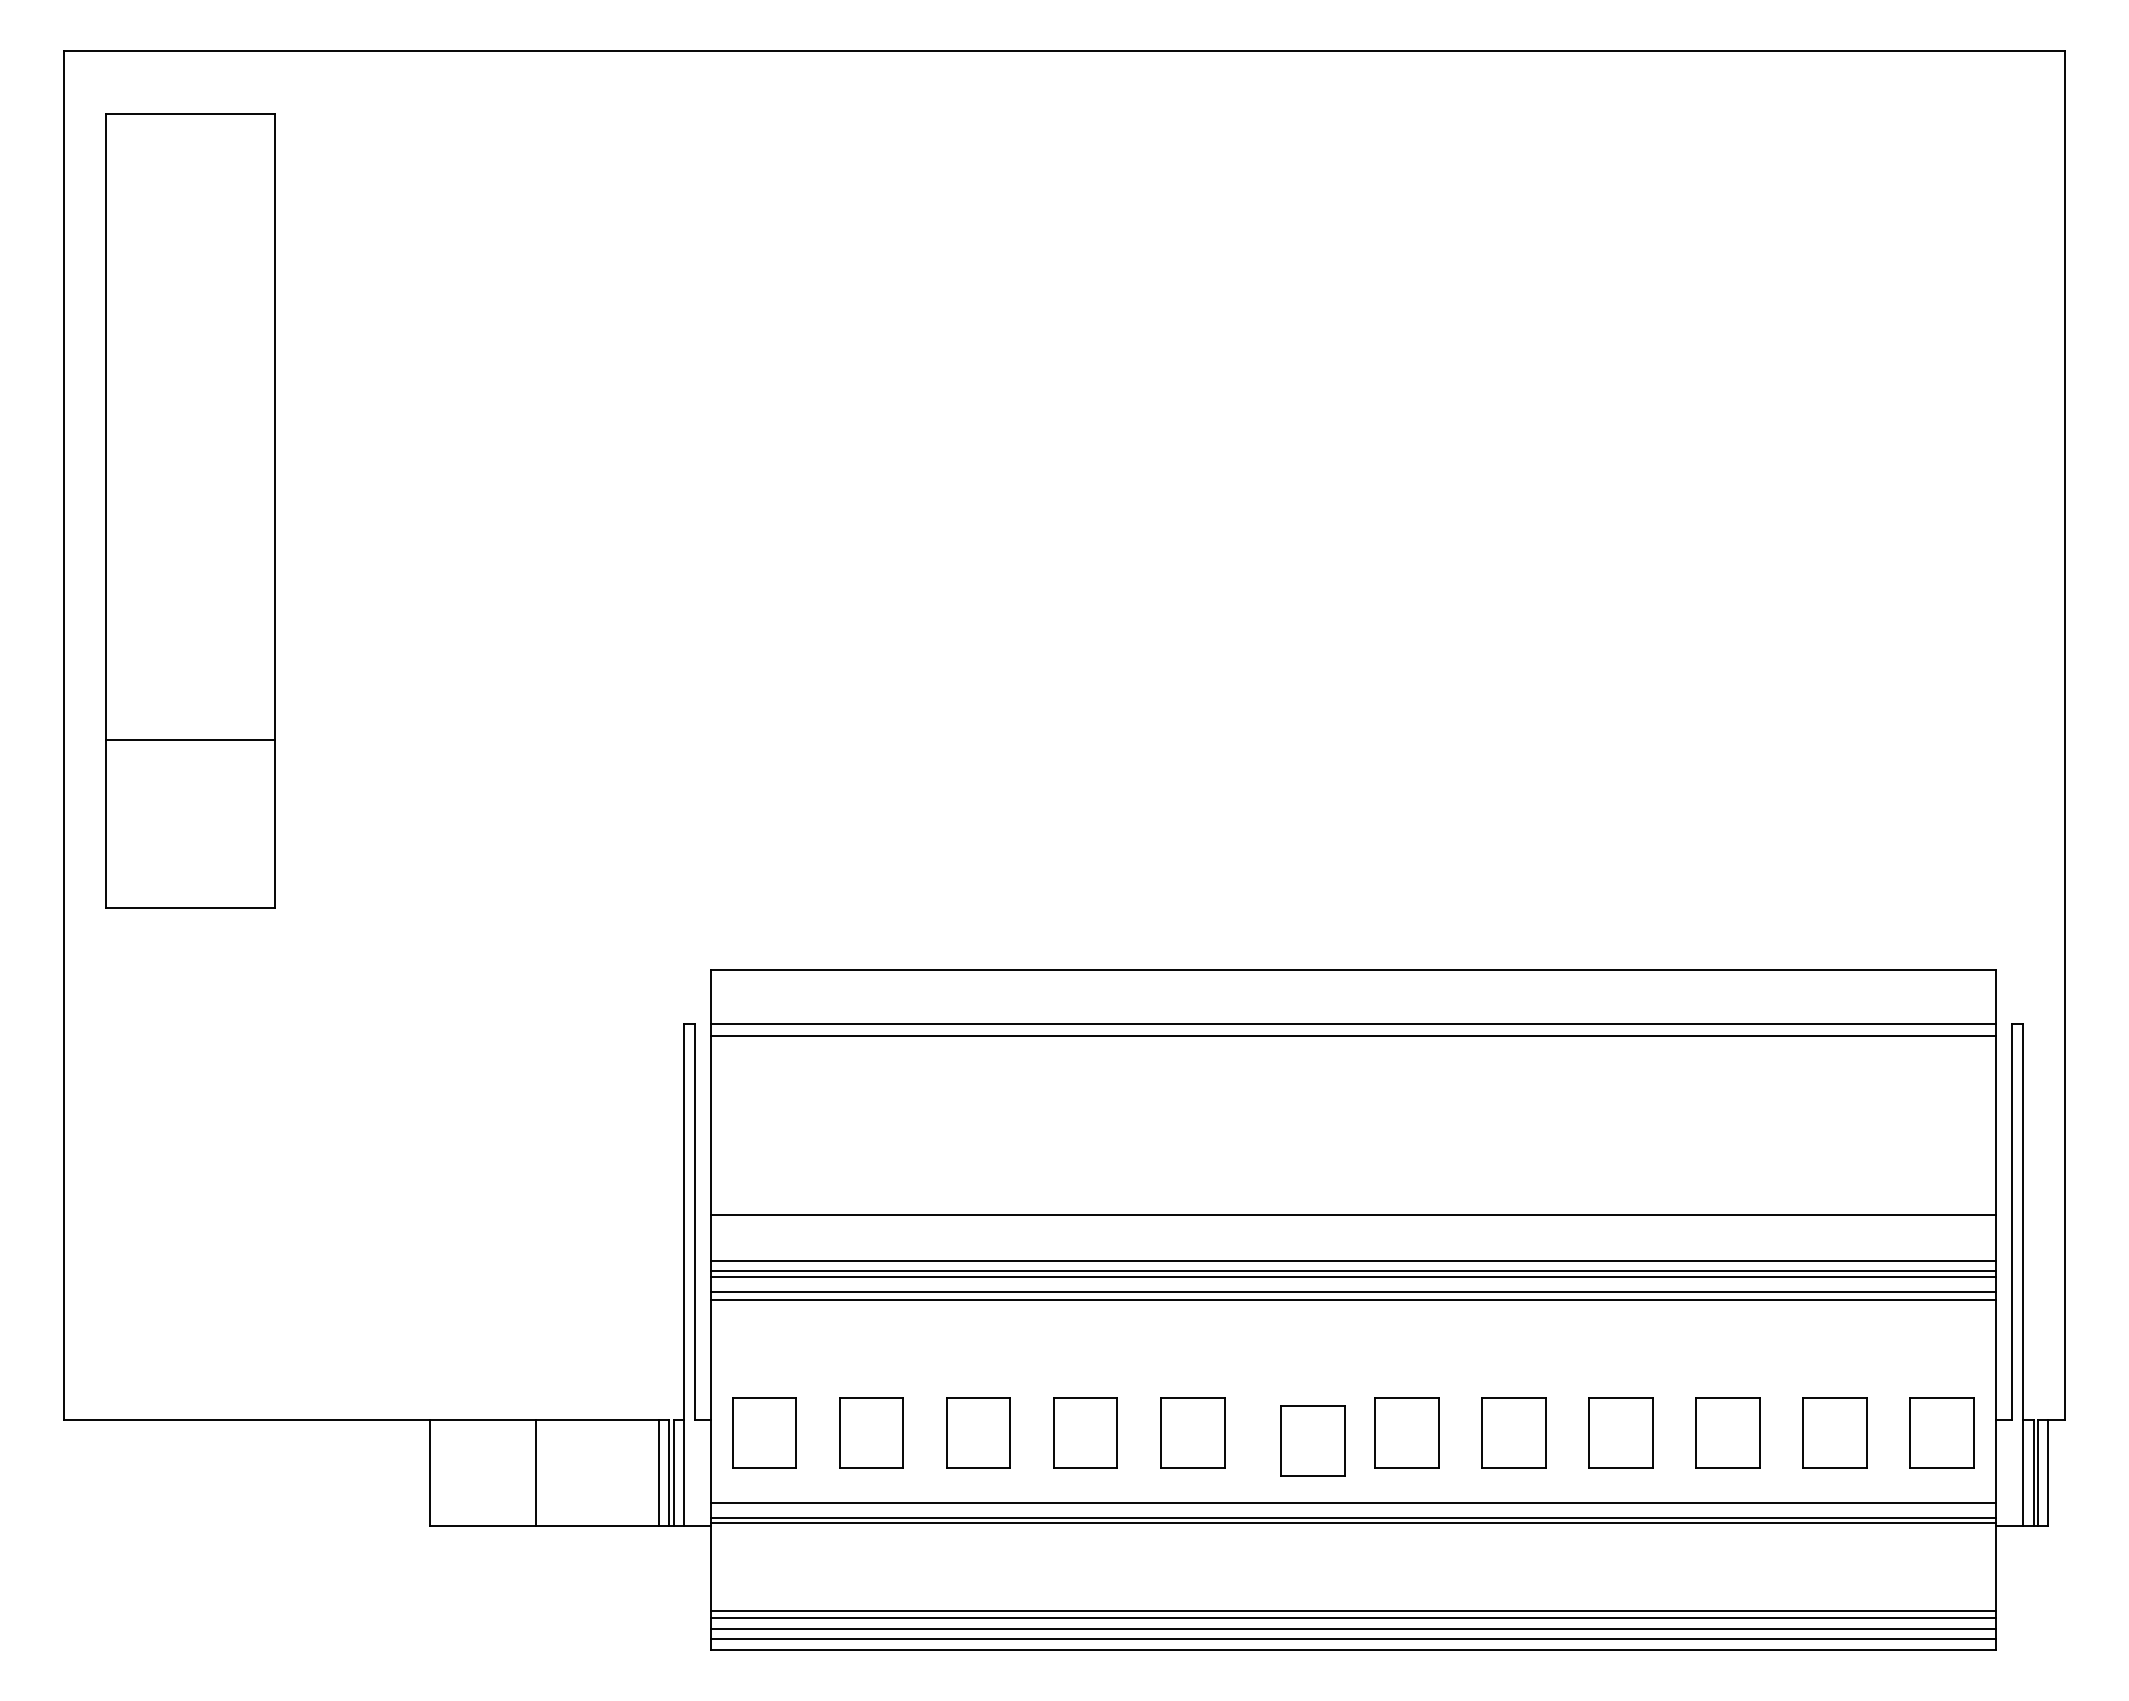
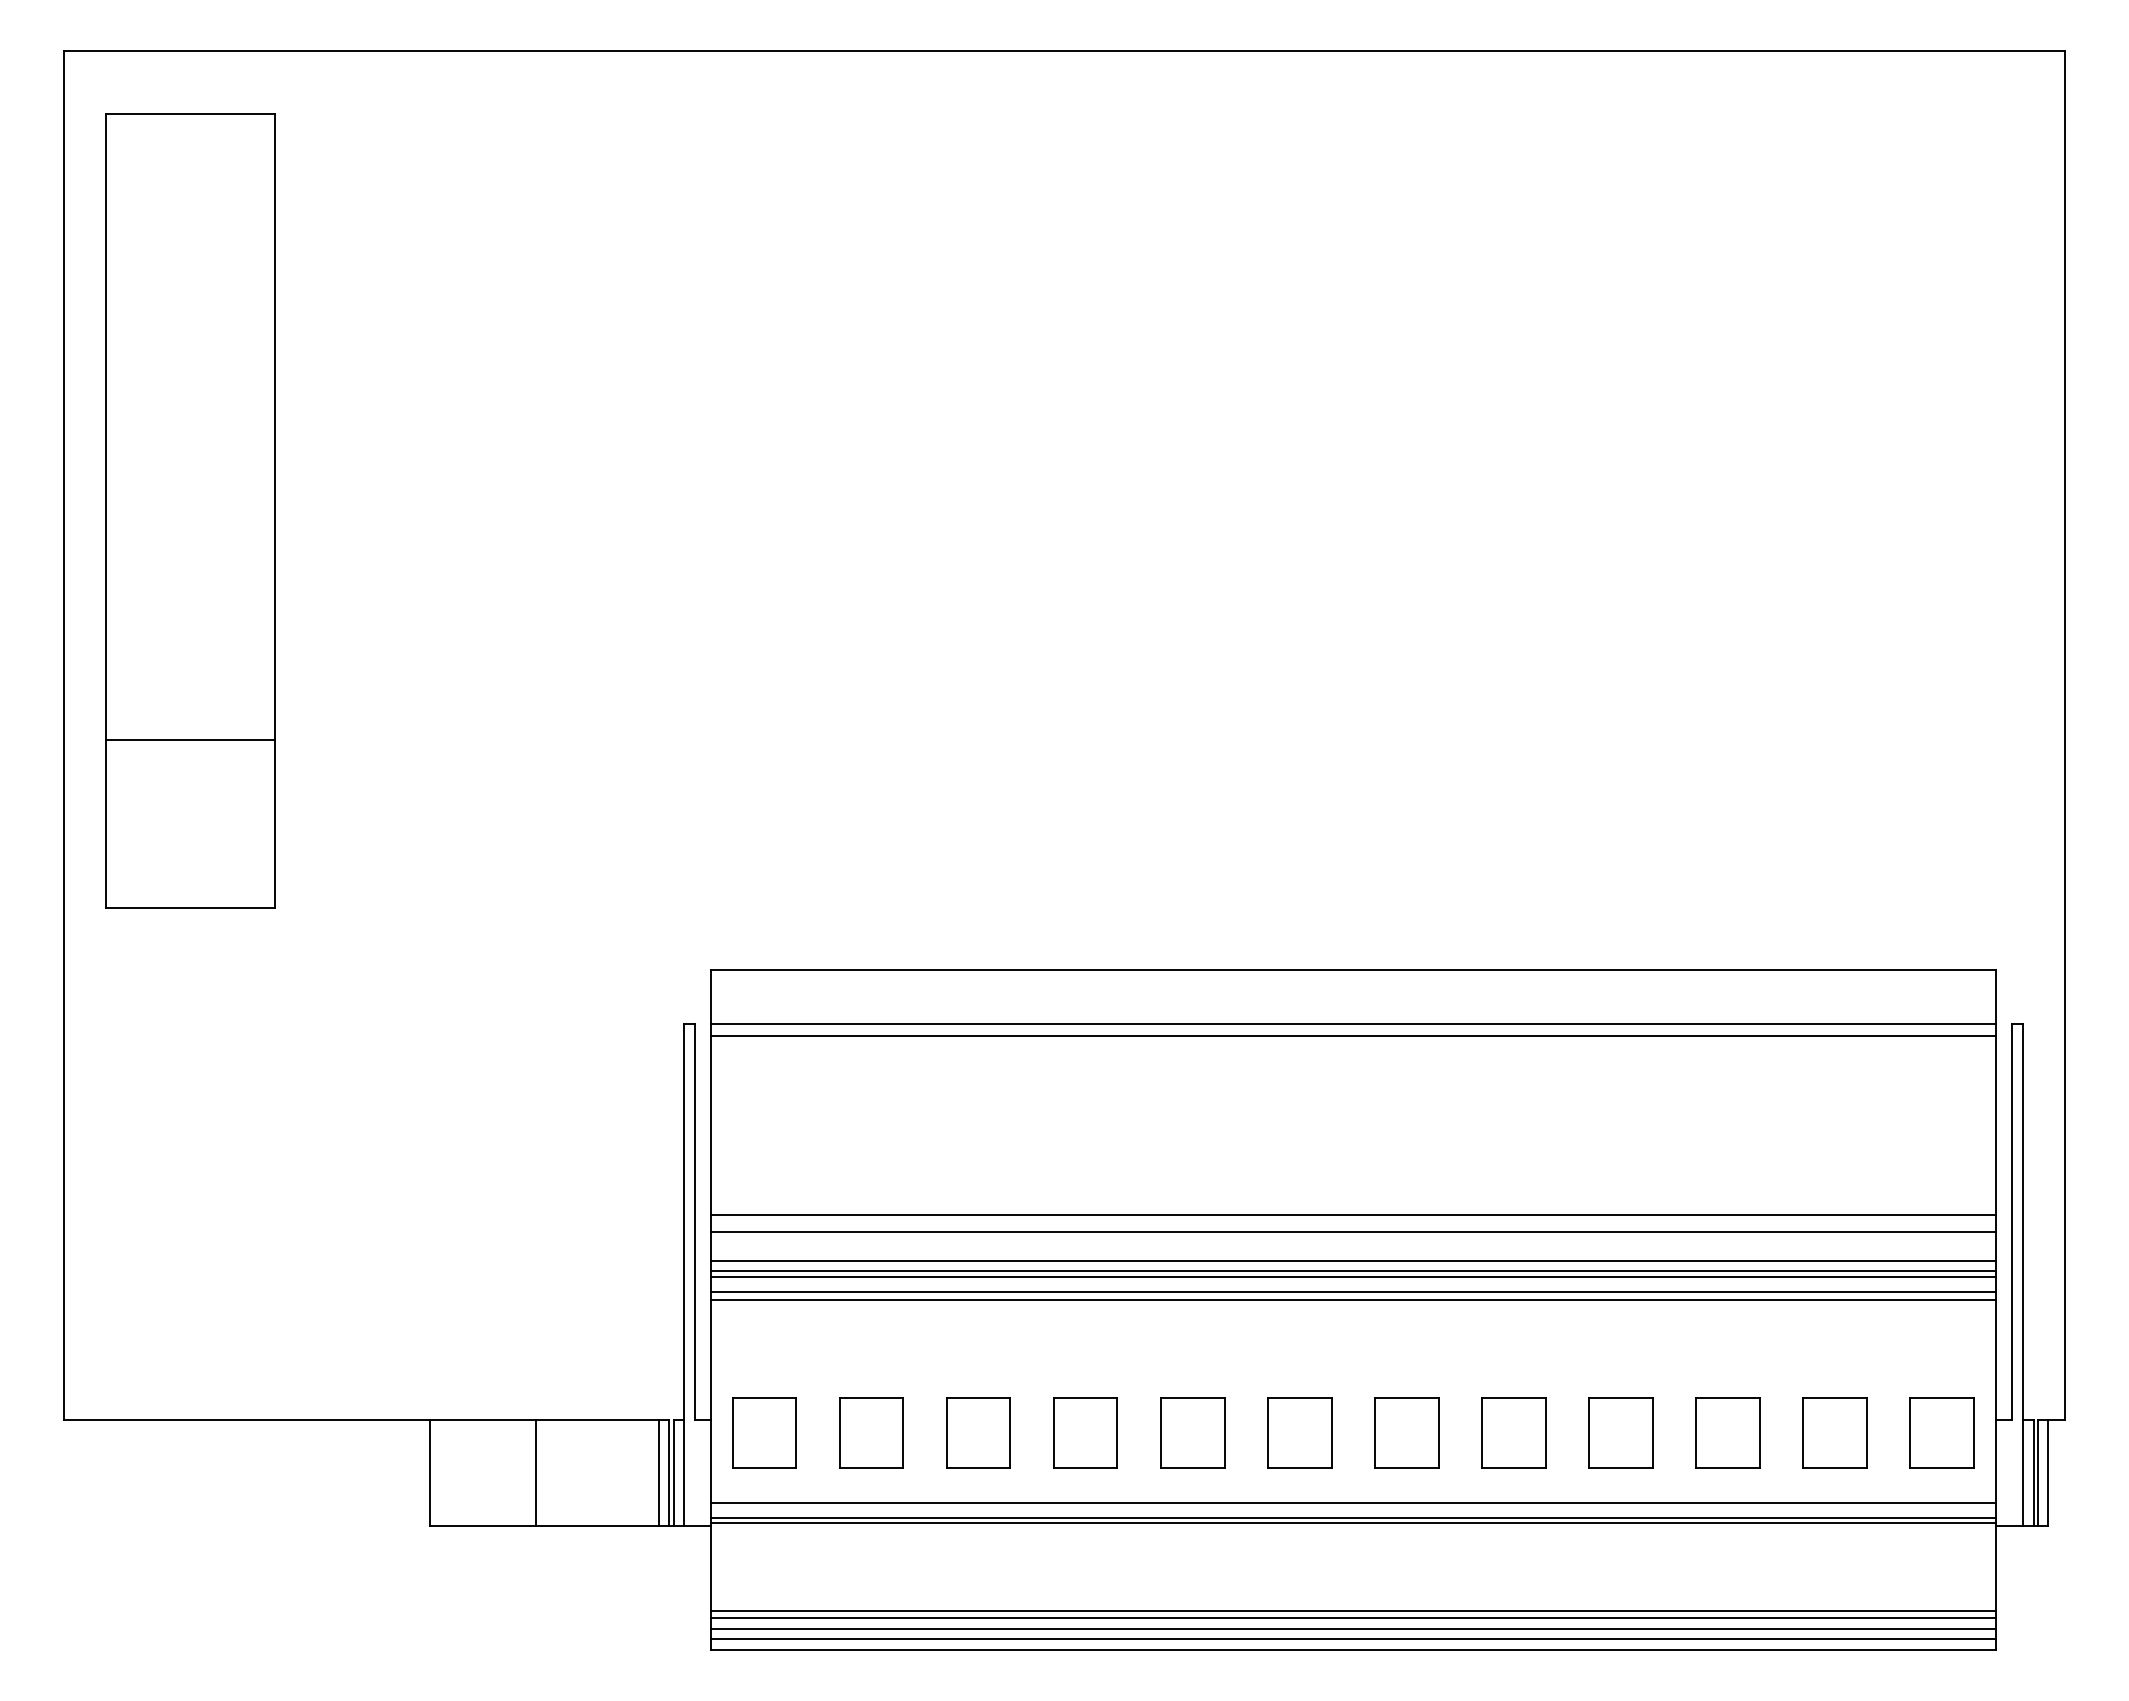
line: none -> present (1353, 1231)
part position: (1312, 1440) -> (1299, 1432) (1299, 1432)
